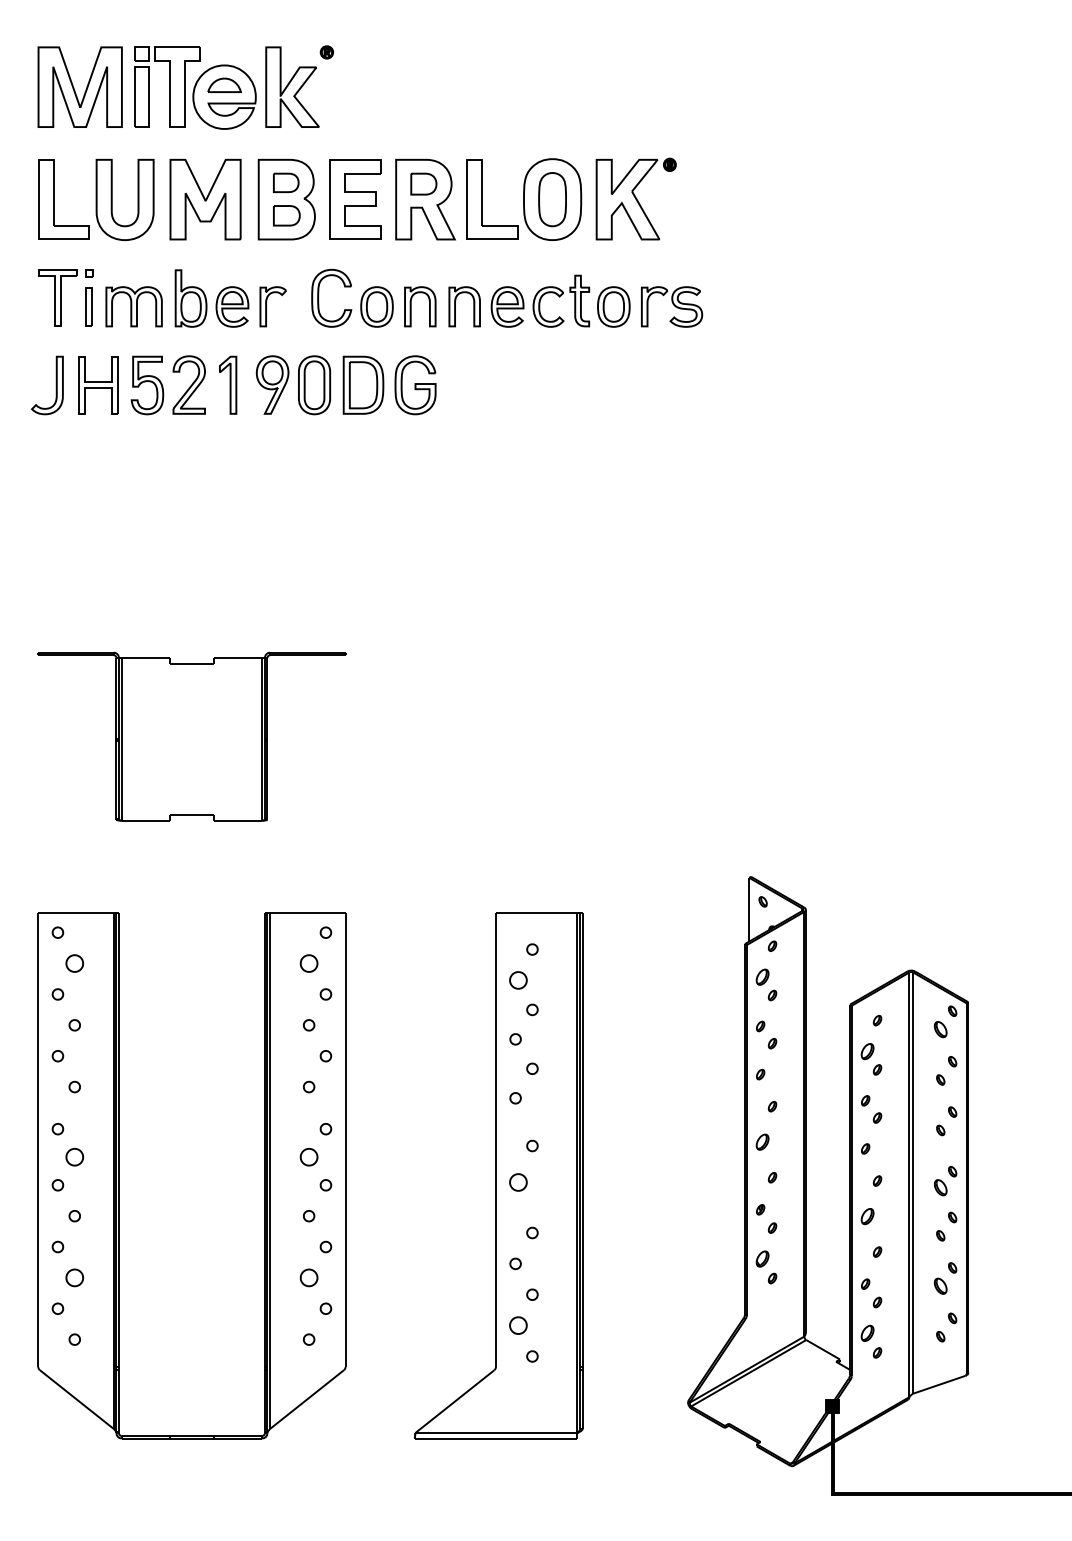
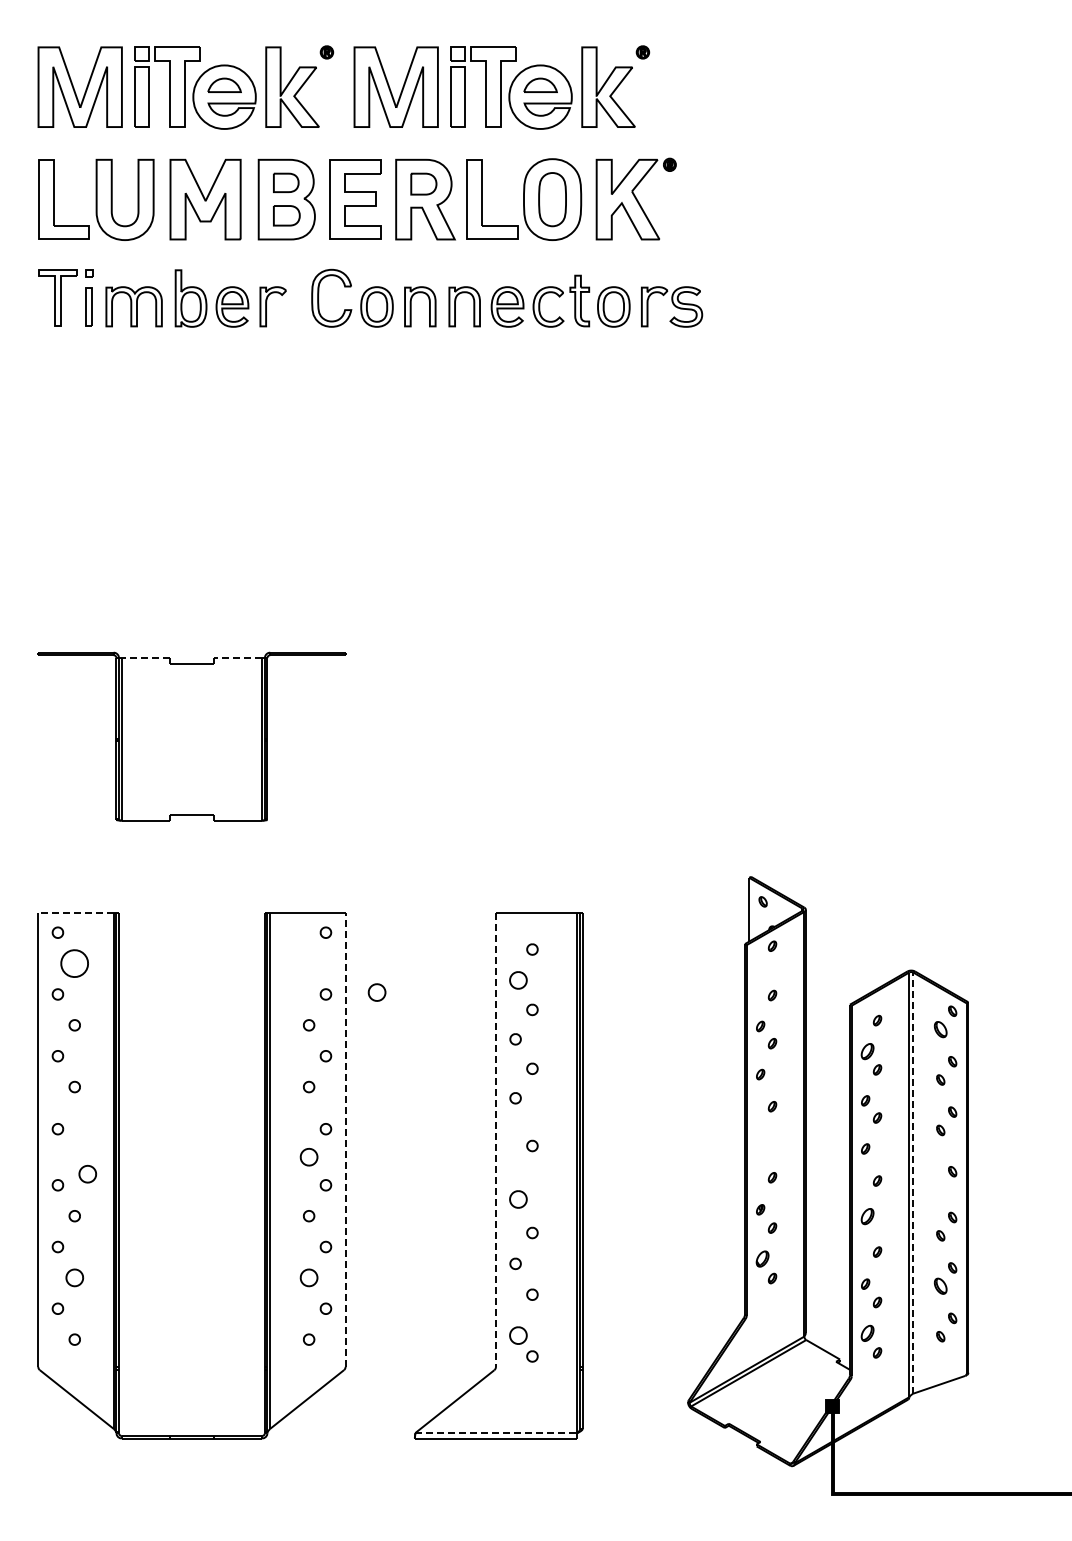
part: none -> present (501, 87)
part: present -> none (233, 385)
line: solid -> dashed (145, 658)
line: solid -> dashed (238, 658)
line: solid -> dashed (75, 913)
part size: 20x19 px -> 29x29 px (74, 963)
part position: (308, 963) -> (376, 992) (376, 992)
part: present -> none (762, 976)
line: solid -> dashed (345, 1139)
line: solid -> dashed (495, 1139)
part: present -> none (762, 1141)
part position: (74, 1156) -> (87, 1173) (87, 1173)
part position: (518, 1182) -> (518, 1199) (518, 1199)
line: solid -> dashed (913, 1183)
part: present -> none (940, 1187)
part position: (518, 1325) -> (518, 1335) (518, 1335)
line: solid -> dashed (496, 1433)
